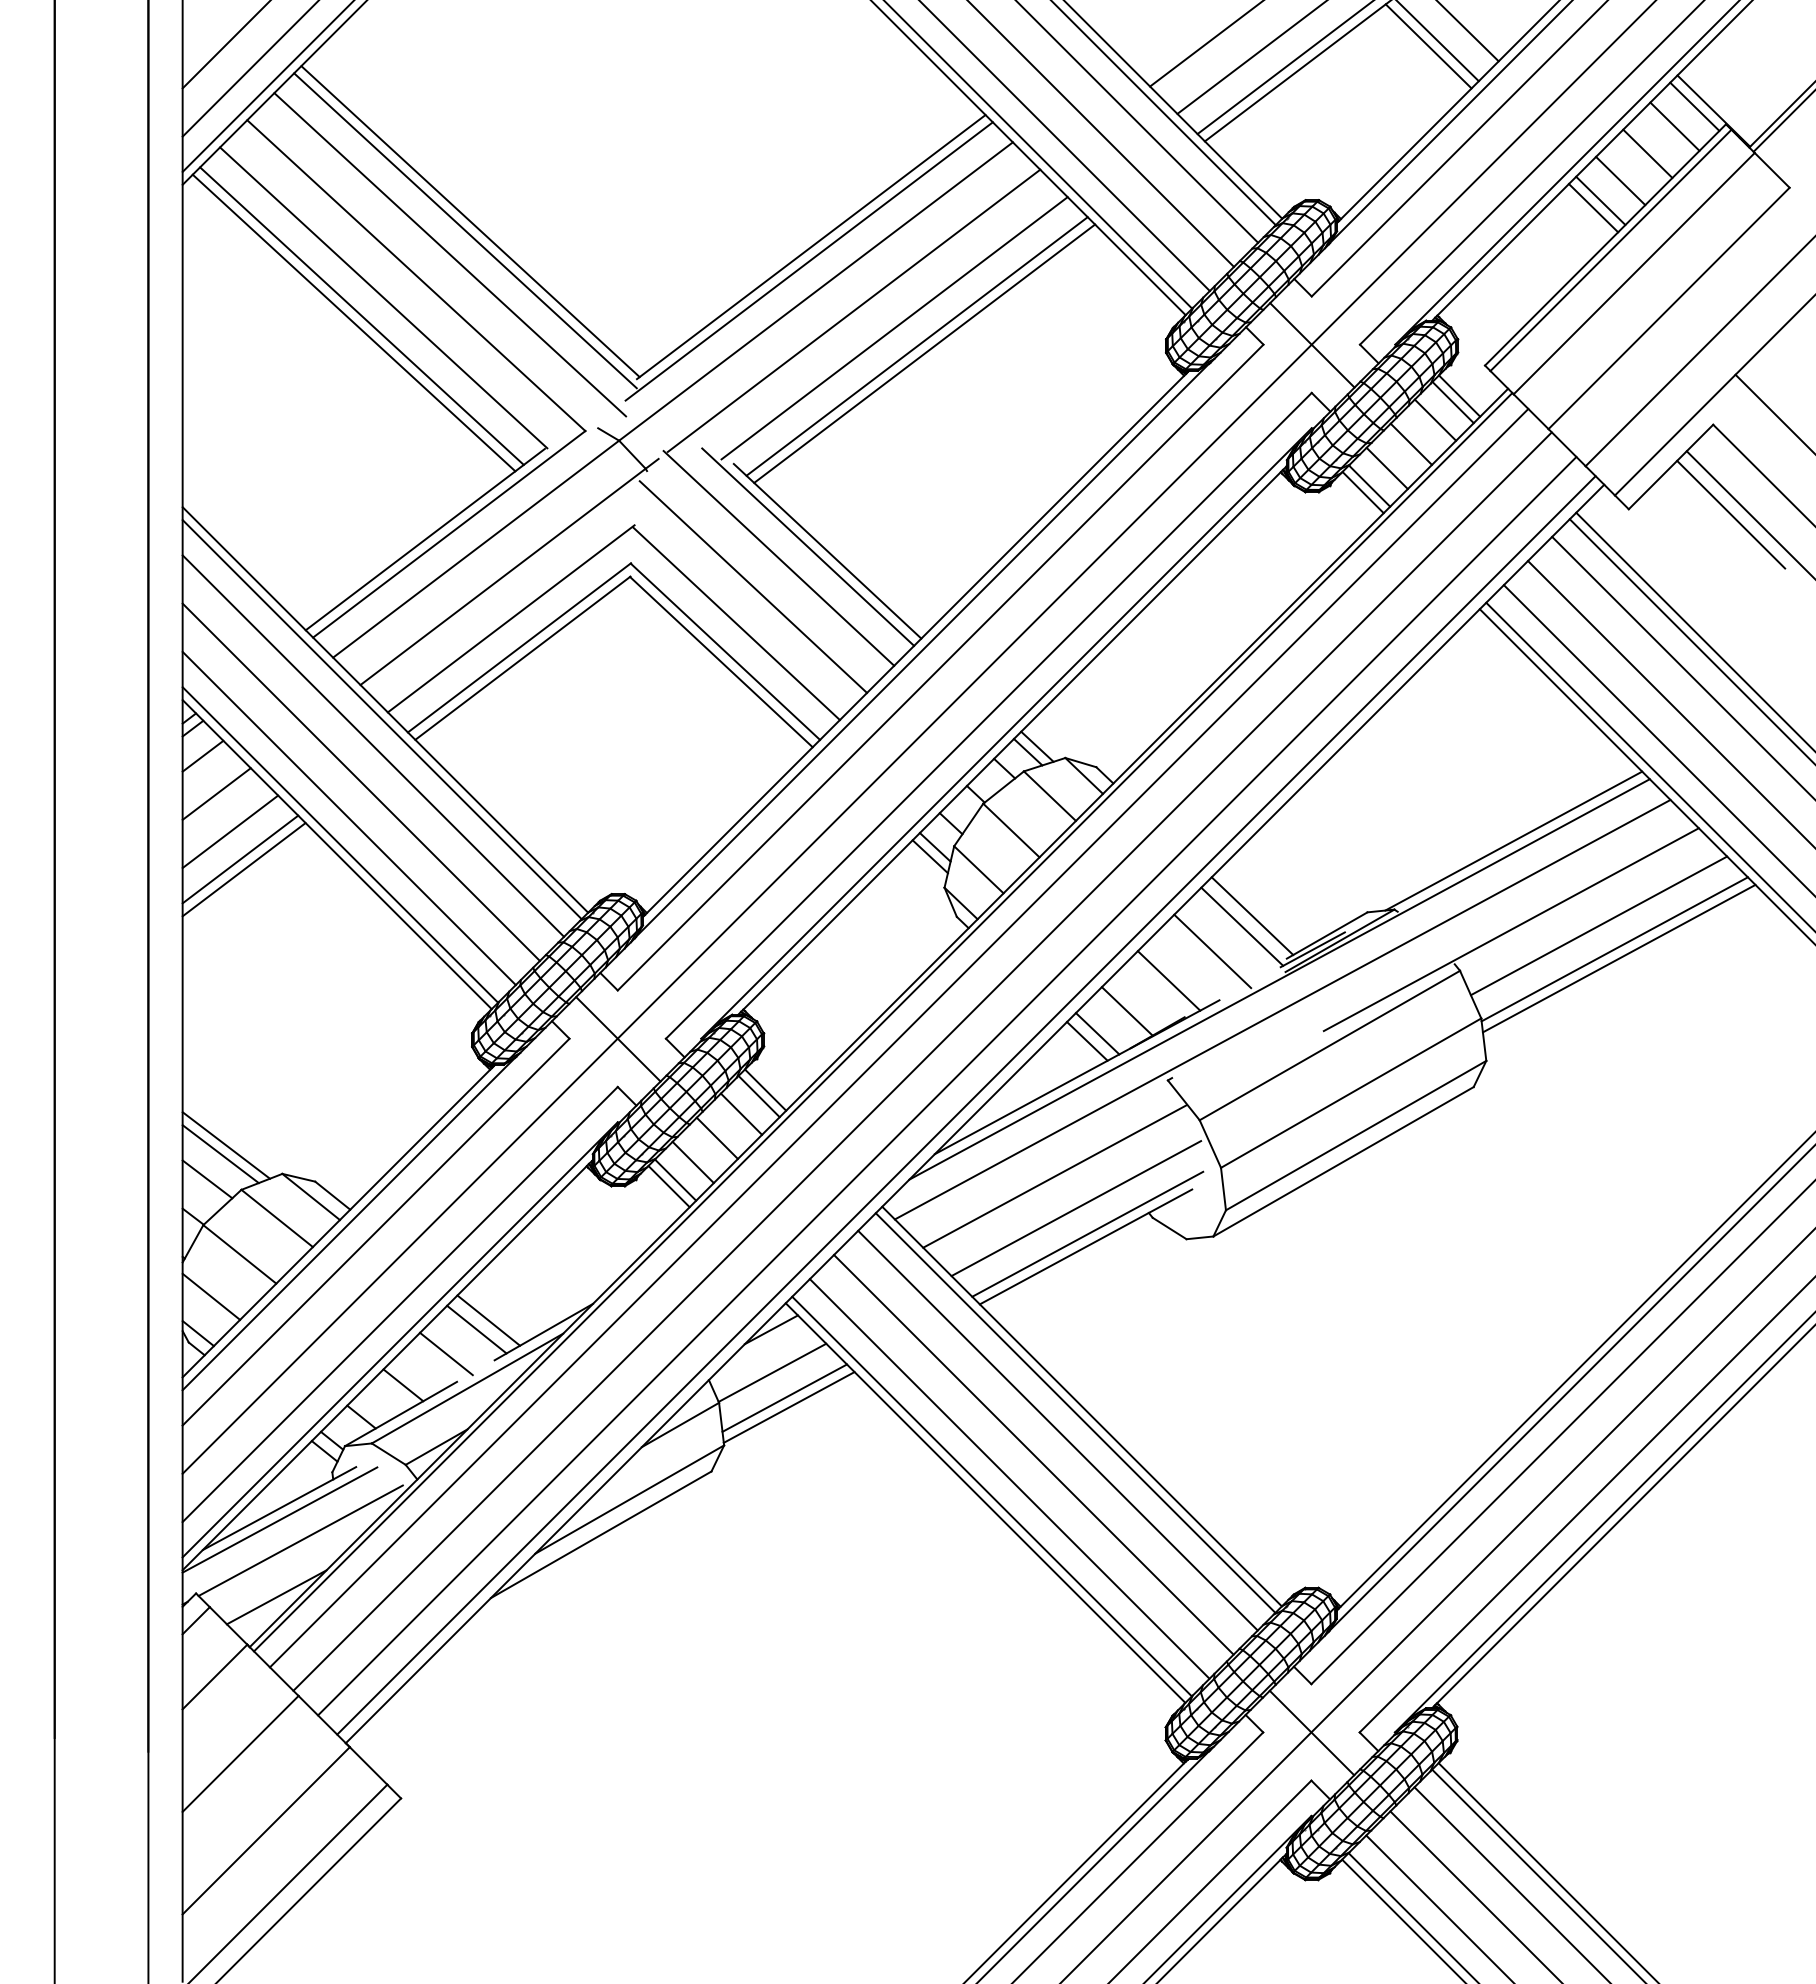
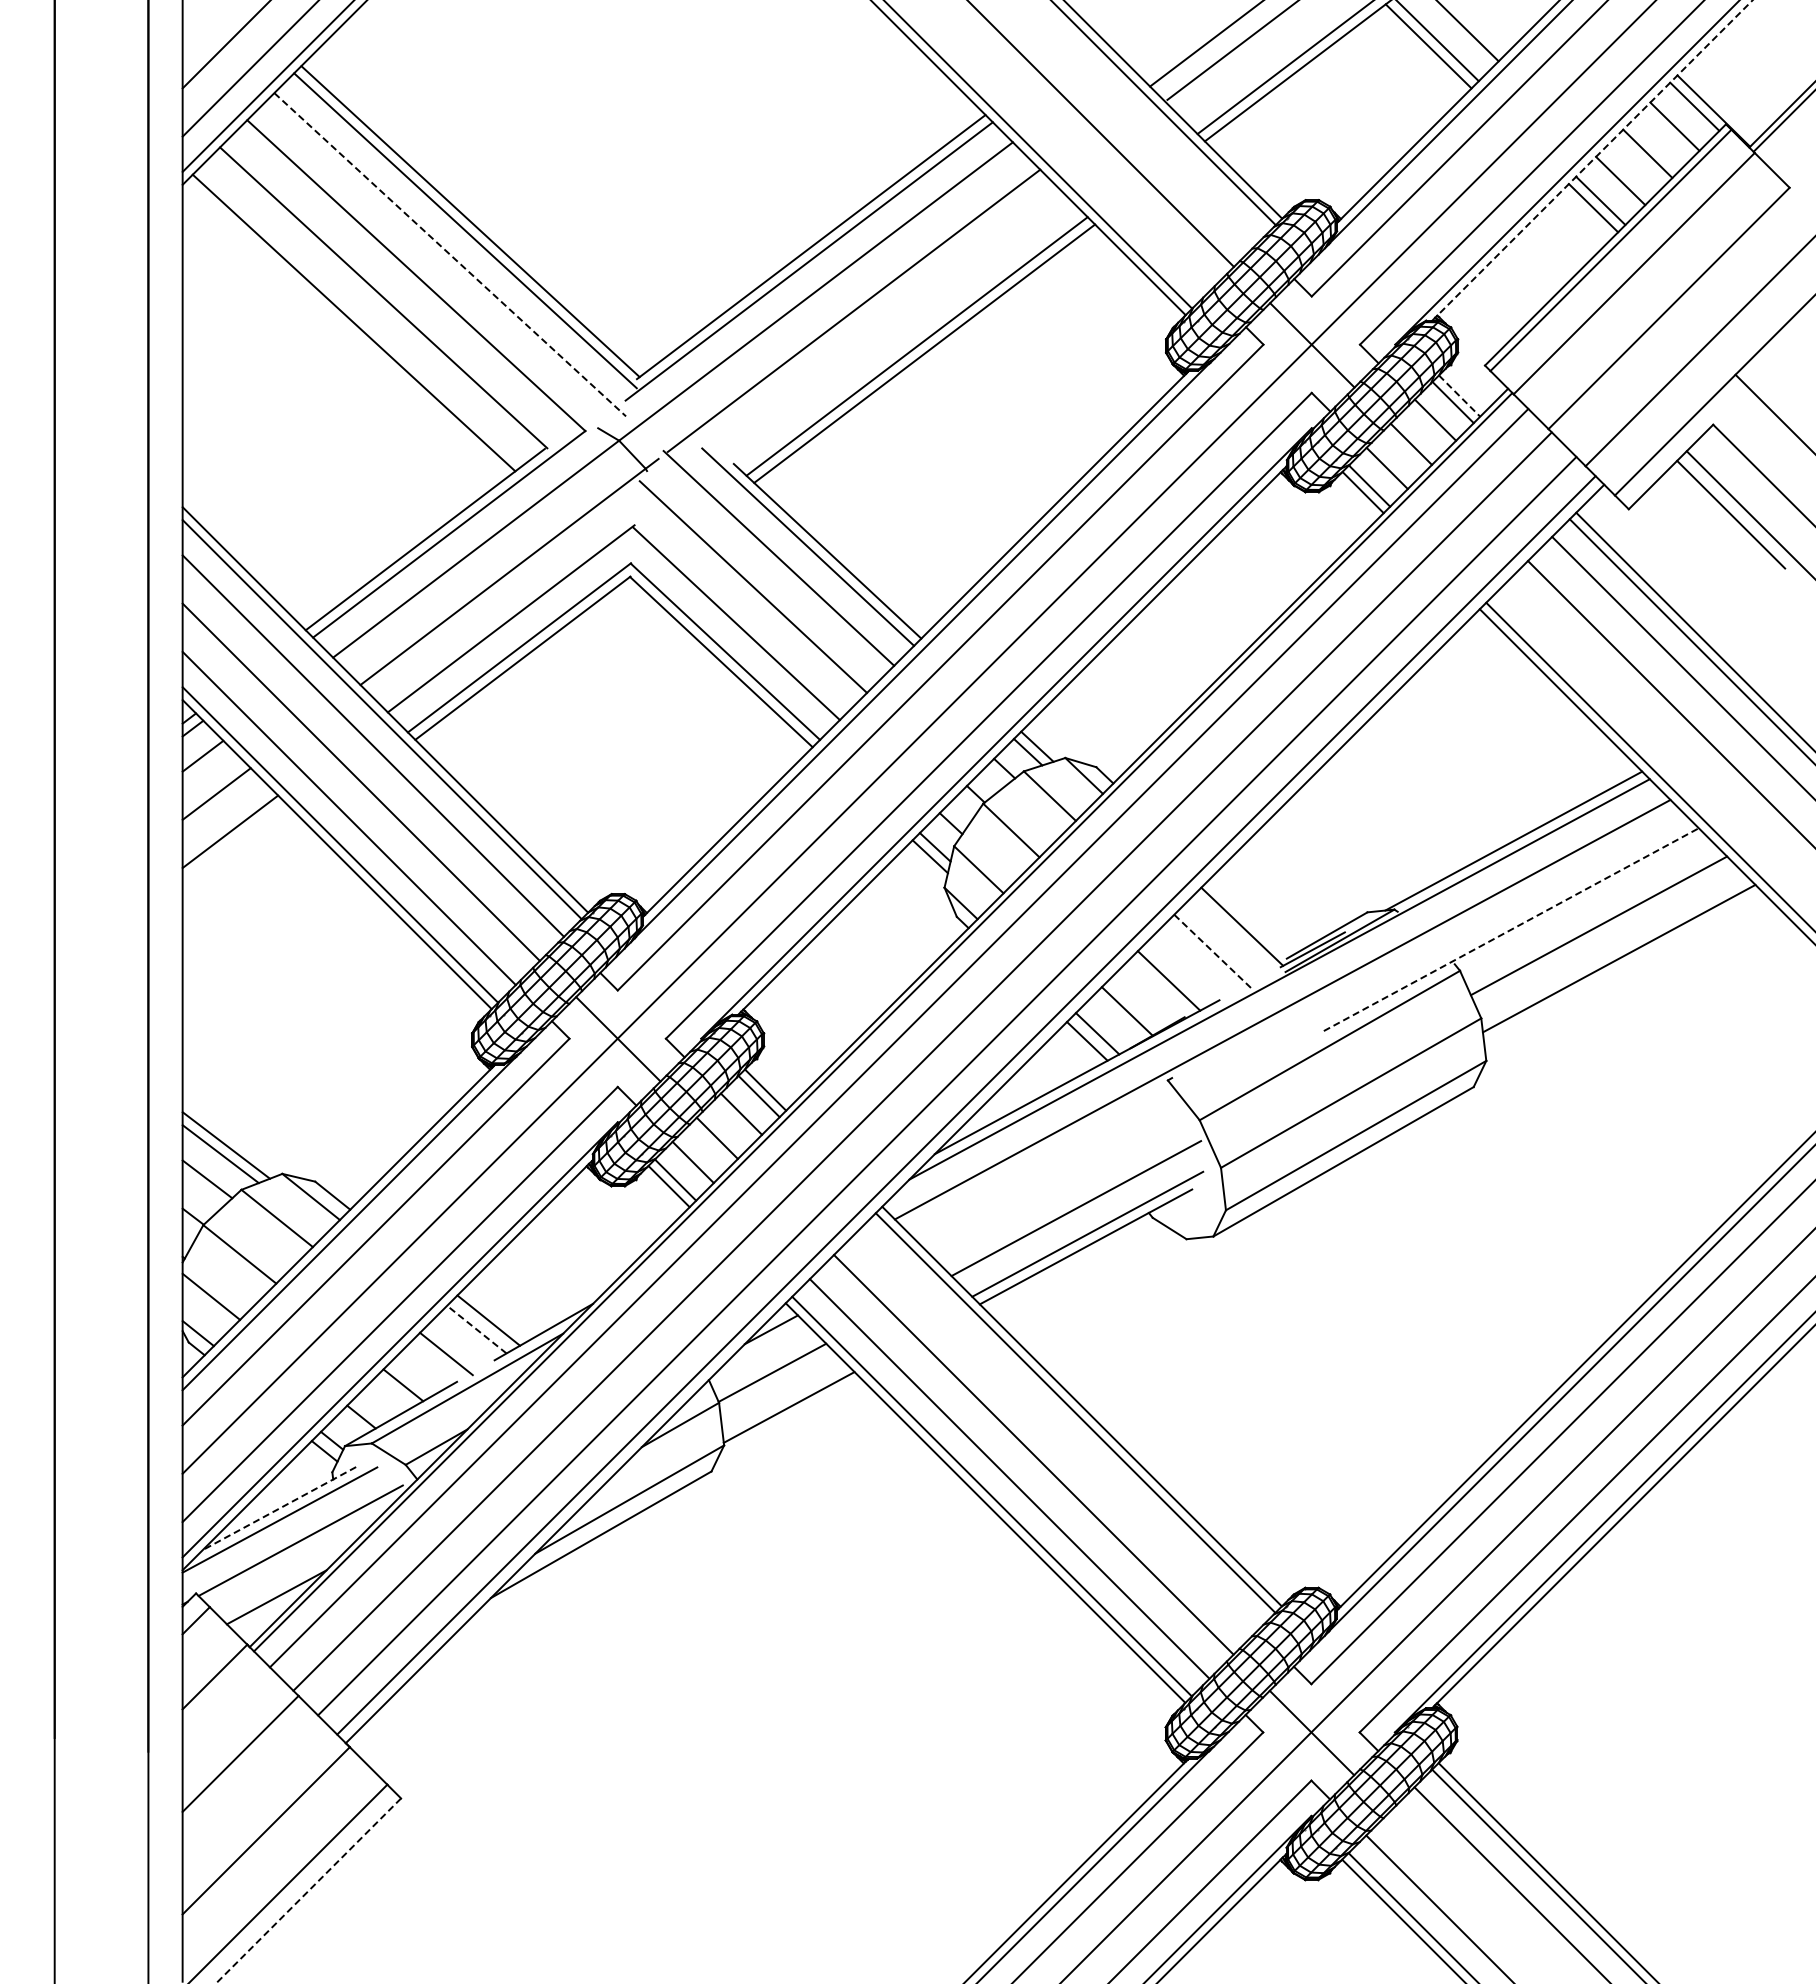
line position: (1250, 57) -> (1231, 50) (1231, 50)
line: present -> none (1137, 122)
line: present -> none (1064, 146)
line: solid -> dashed (1592, 160)
line: solid -> dashed (450, 254)
line: present -> none (361, 315)
line: present -> none (894, 328)
line: solid -> dashed (1459, 396)
line: present -> none (1657, 739)
line: present -> none (240, 859)
line: present -> none (243, 869)
line: present -> none (1252, 916)
line: solid -> dashed (1511, 929)
line: present -> none (1614, 949)
line: solid -> dashed (1213, 951)
line: present -> none (1054, 1176)
line: solid -> dashed (476, 1329)
line: present -> none (784, 1397)
line: present -> none (1057, 1430)
line: solid -> dashed (279, 1508)
line: solid -> dashed (308, 1891)
line: present -> none (1474, 1895)
